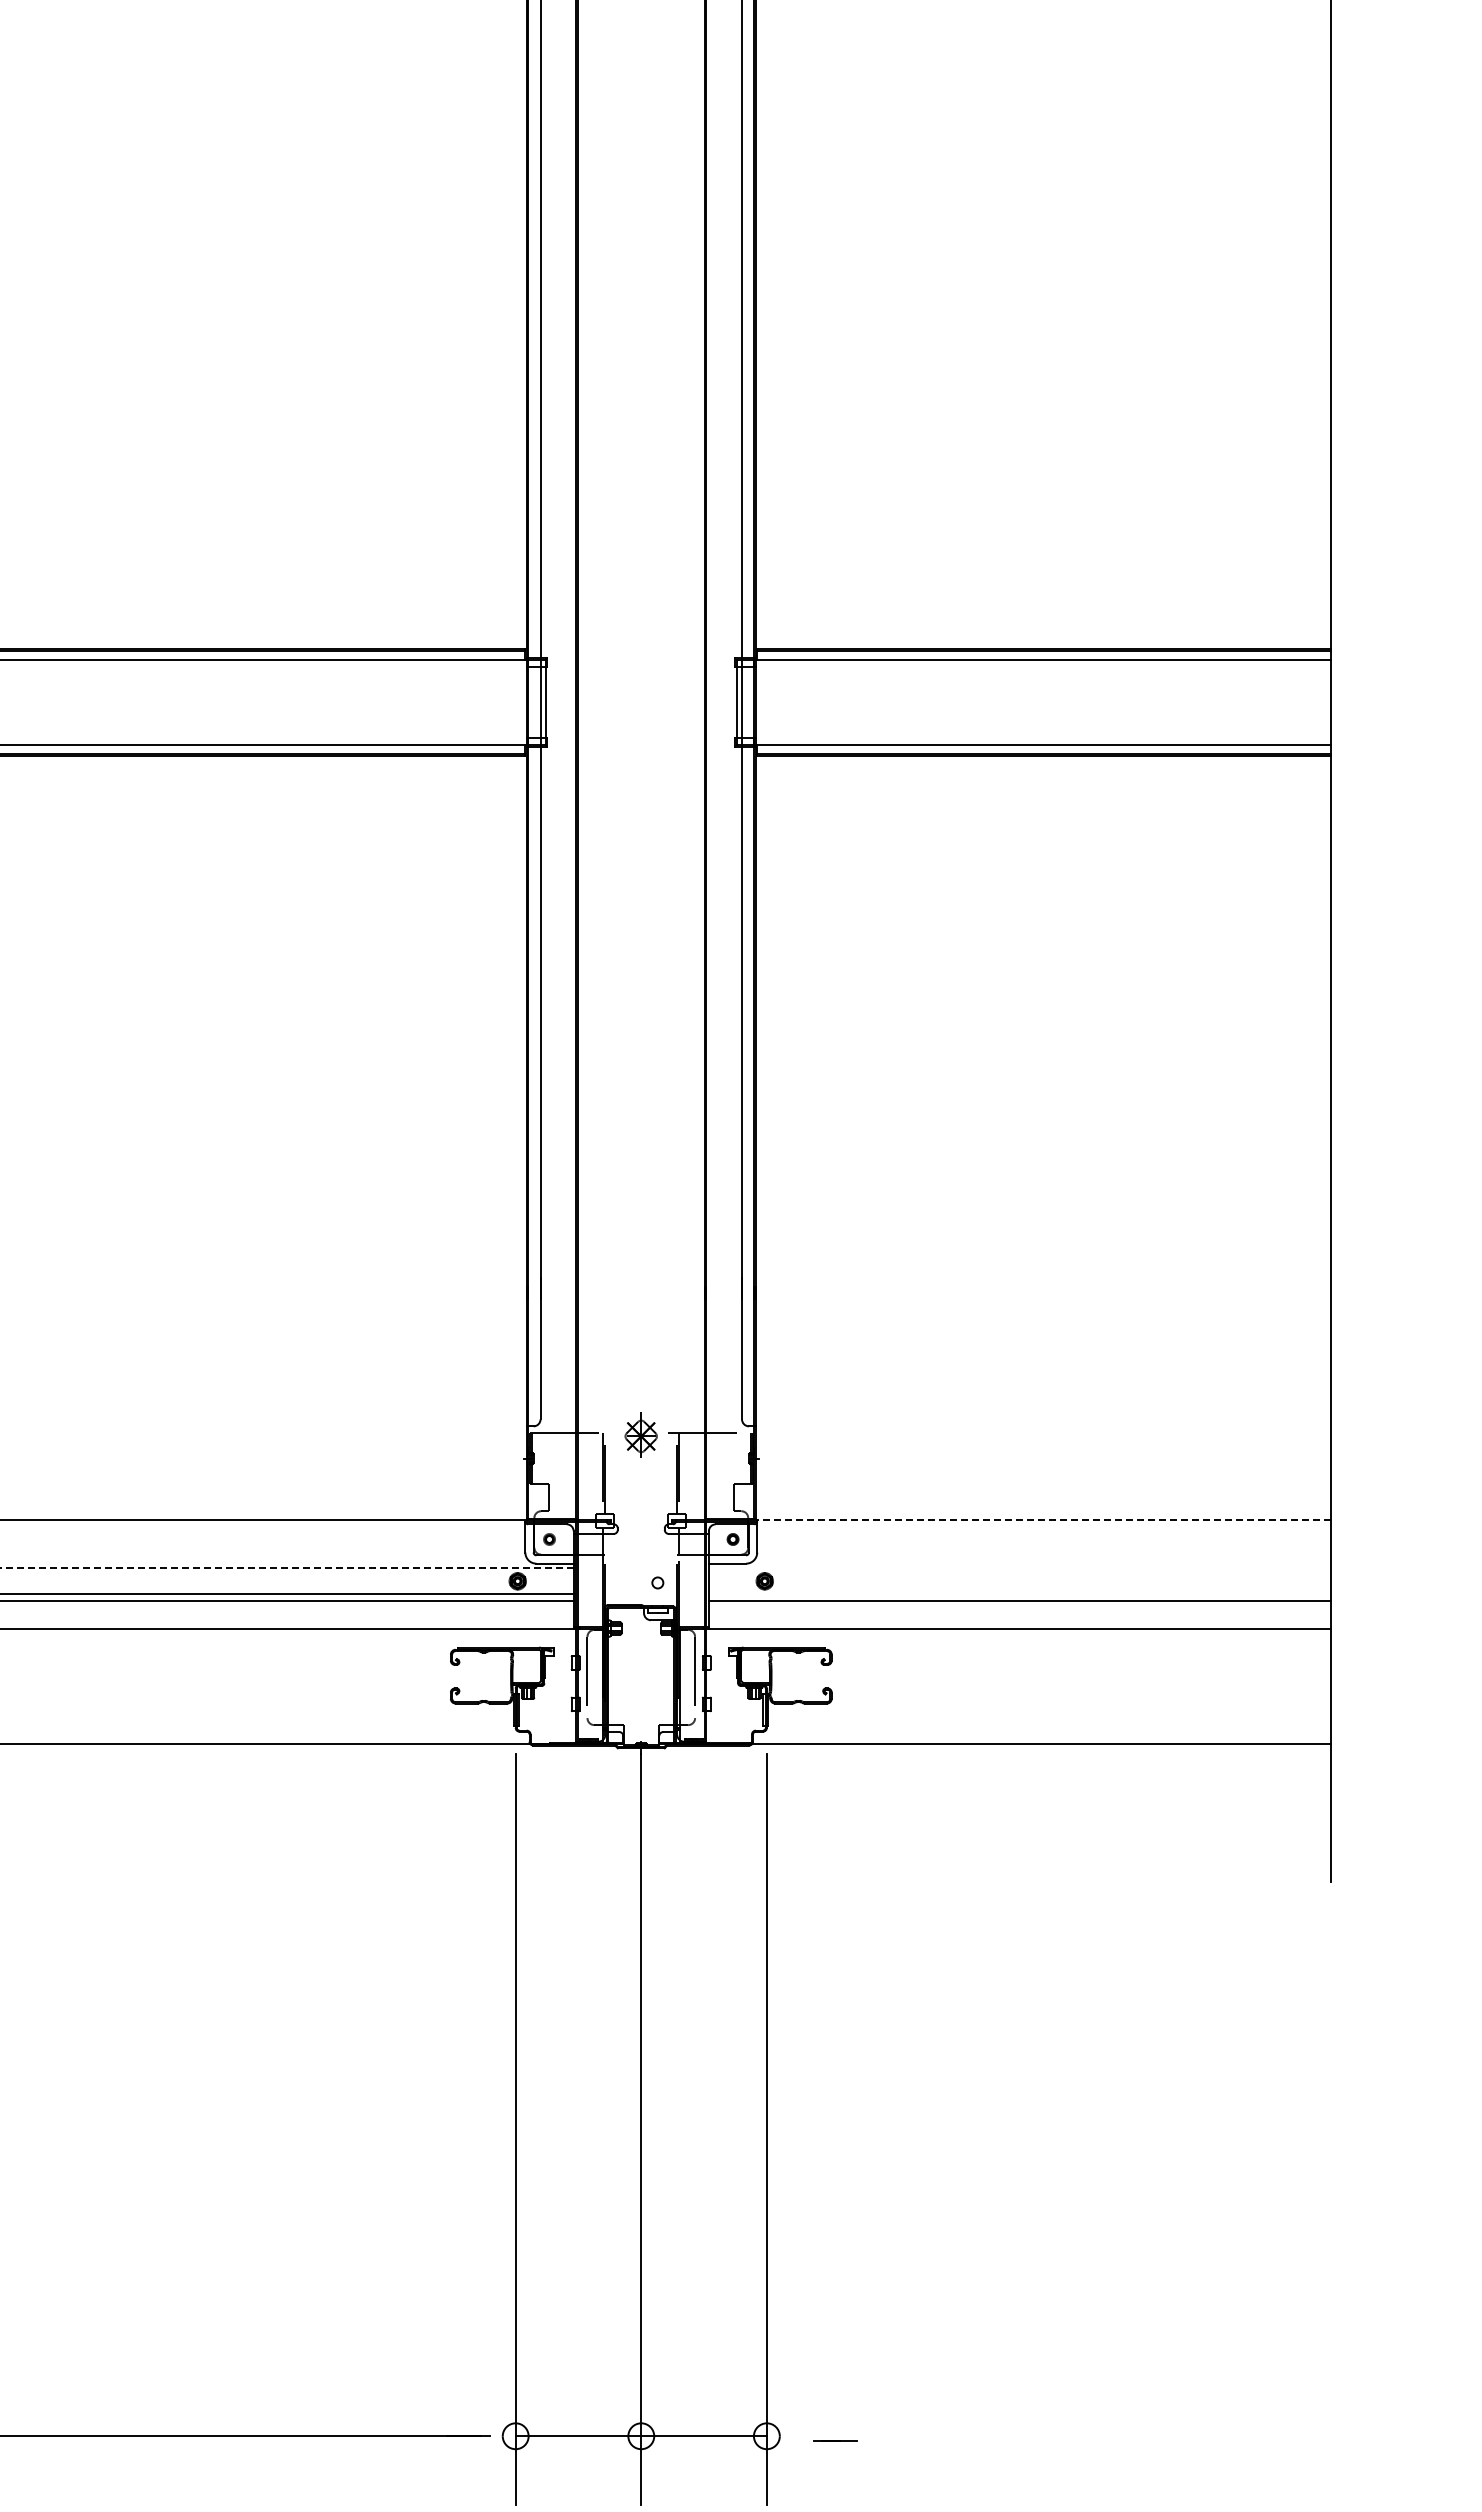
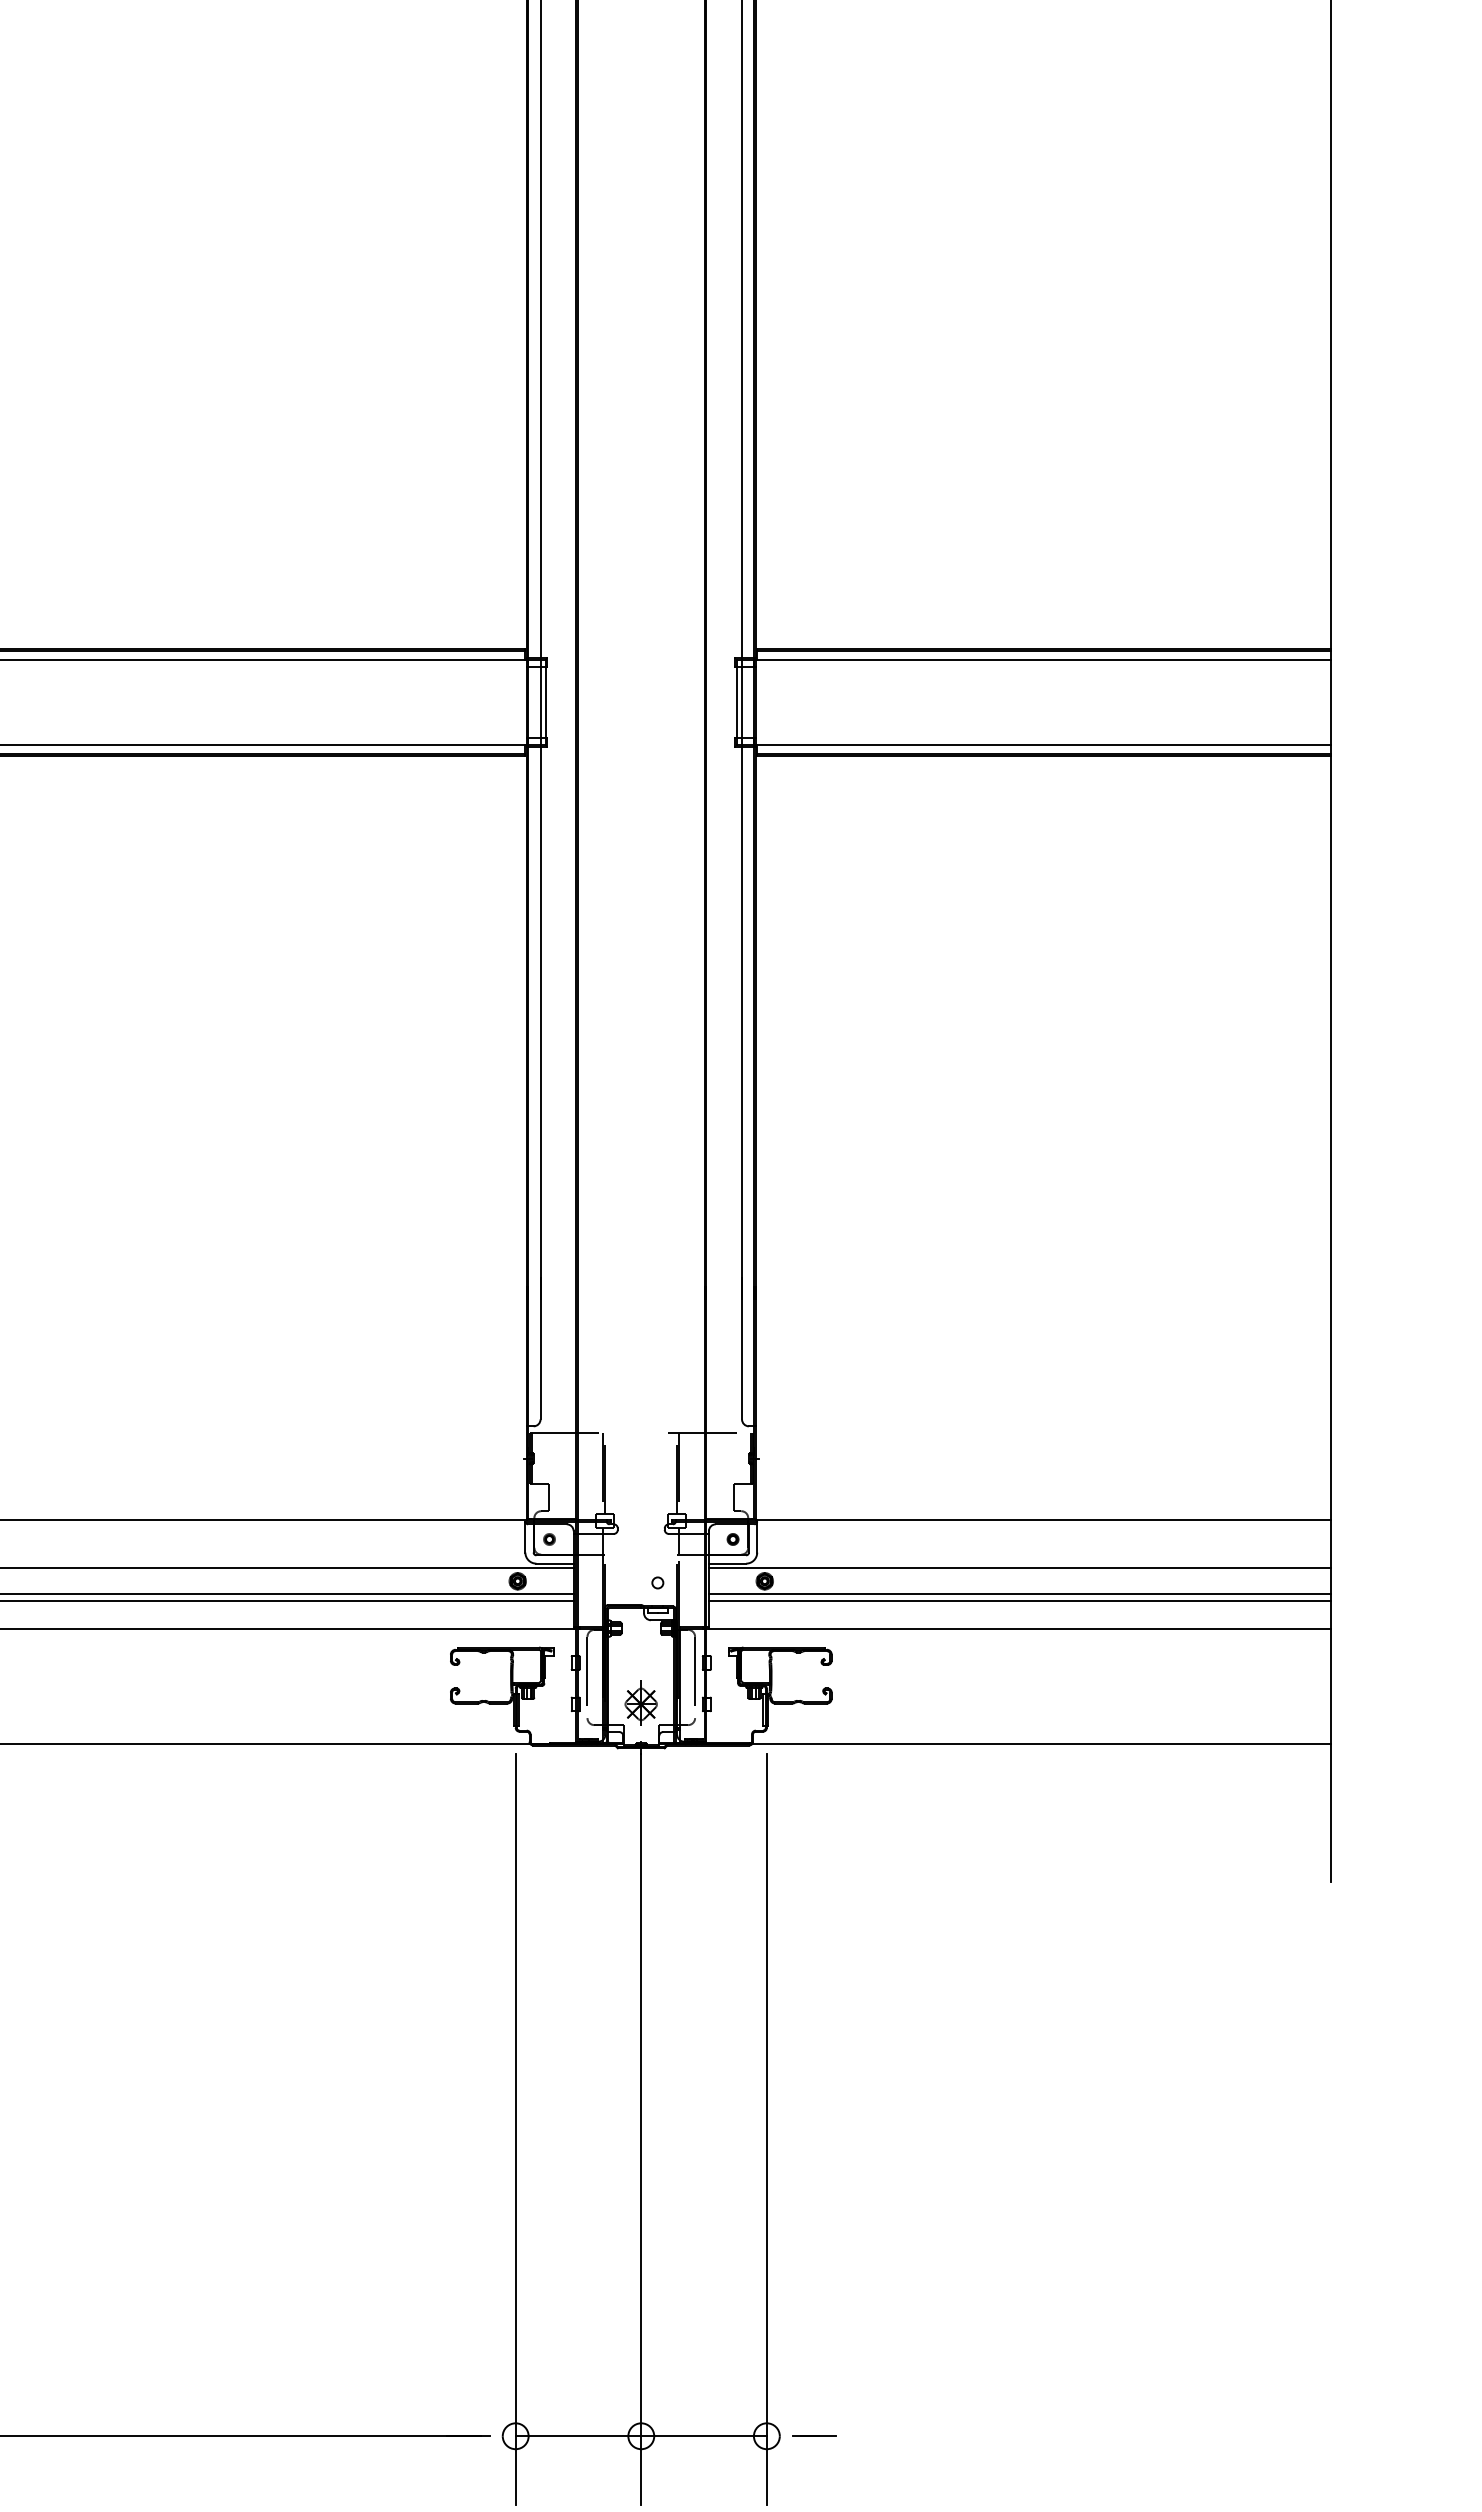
part position: (640, 1434) -> (640, 1702) (640, 1702)
line: dashed -> solid (1043, 1520)
line: dashed -> solid (286, 1568)
line: none -> present (1019, 1568)
line: none -> present (1019, 1594)
line position: (835, 2440) -> (814, 2435) (814, 2435)
